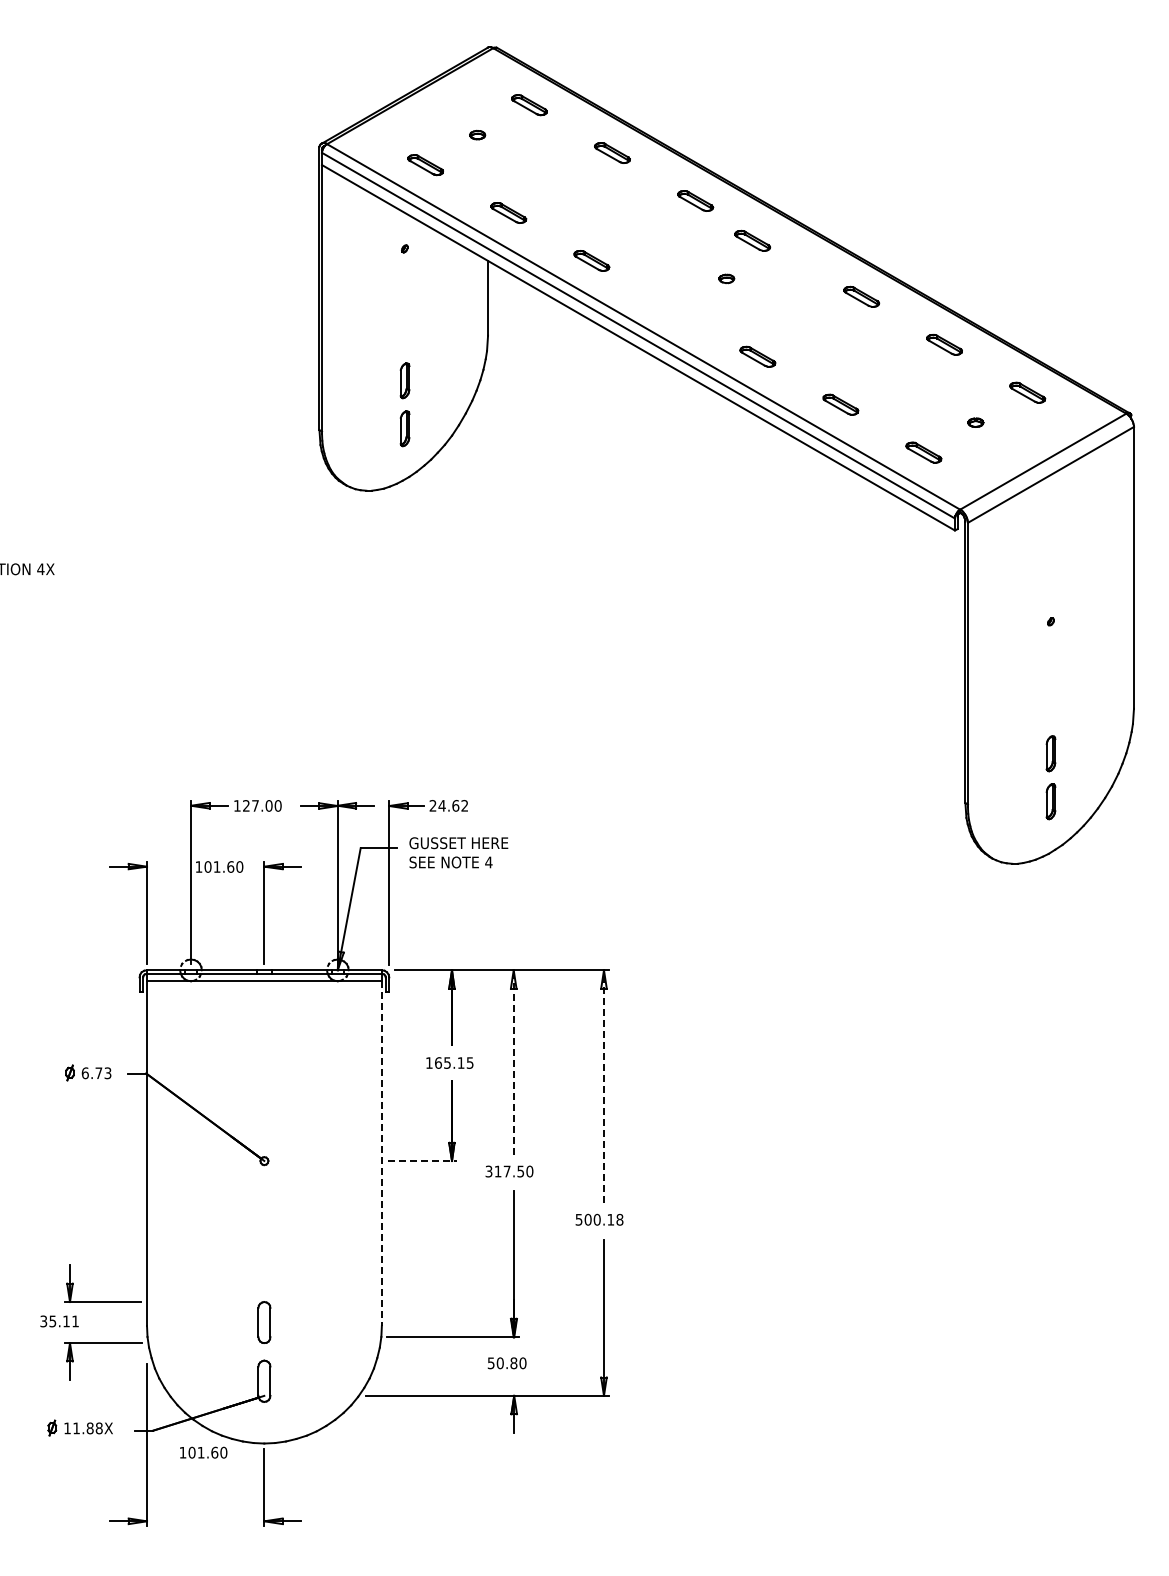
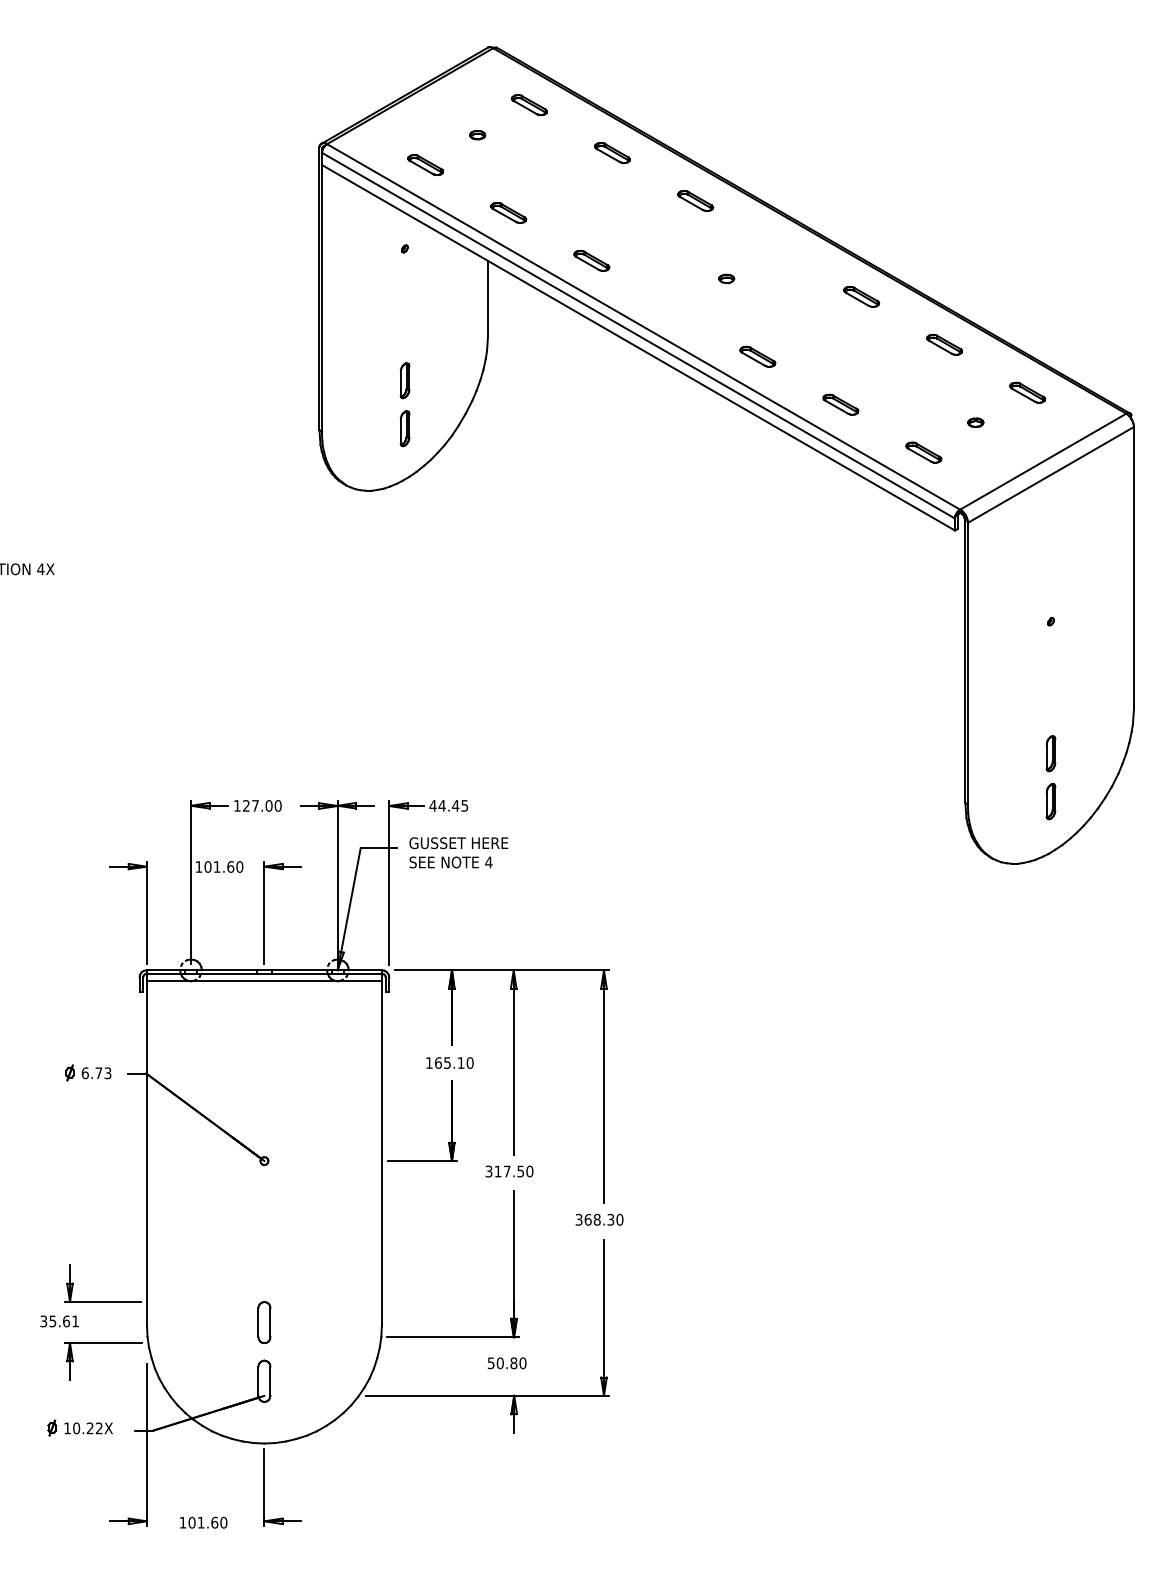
part: present -> none (752, 240)
text: 24.62 -> 44.45 (448, 805)
line: dashed -> solid (513, 1061)
text: 165.15 -> 165.10 (469, 1062)
line: dashed -> solid (603, 1086)
line: dashed -> solid (381, 1154)
line: dashed -> solid (422, 1160)
text: 500.18 -> 368.30 (599, 1219)
text: 35.11 -> 35.61 (66, 1321)
text: 11.88X -> 10.22X (87, 1428)
text position: (203, 1452) -> (203, 1522) (203, 1522)
